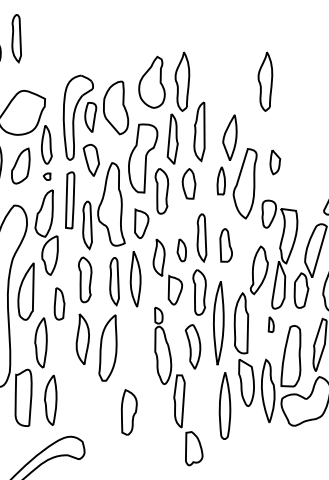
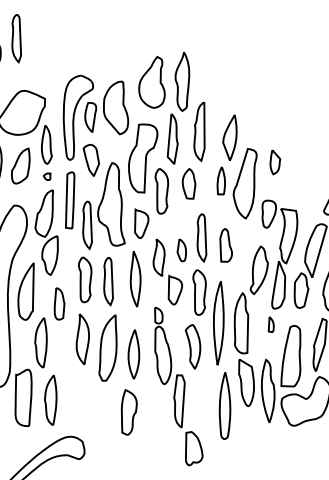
part: present -> none (265, 81)
part position: (114, 281) -> (108, 281) (108, 281)
part: none -> present (133, 354)
